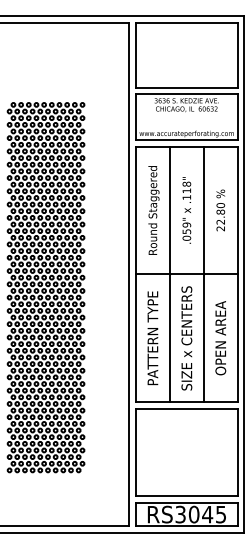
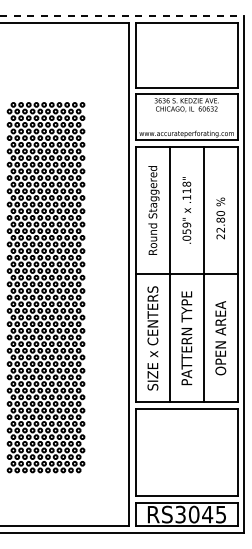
line: solid -> dashed (122, 16)
text position: (220, 210) -> (220, 218) (220, 218)
text: PATTERN TYPE -> SIZE x CENTERS (152, 338)
text: SIZE x CENTERS -> PATTERN TYPE (186, 338)
